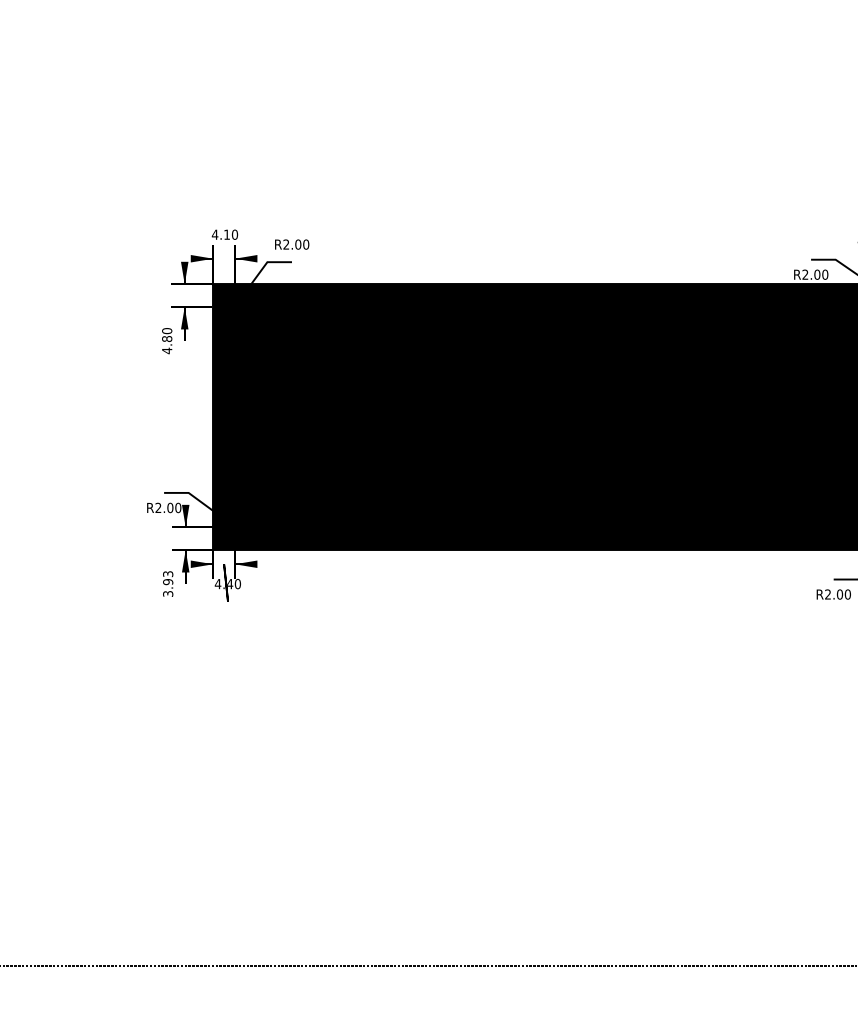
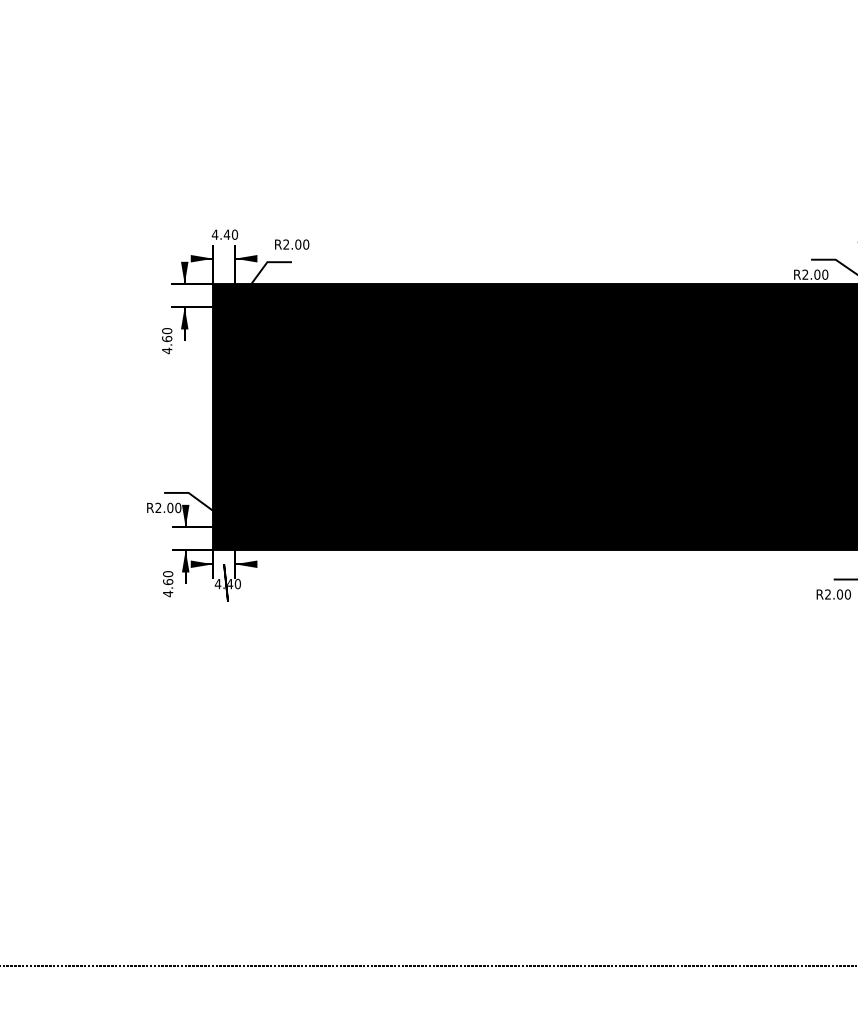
text: 4.10 -> 4.40 (226, 234)
text: 4.80 -> 4.60 (167, 339)
text: 3.93 -> 4.60 (168, 584)
